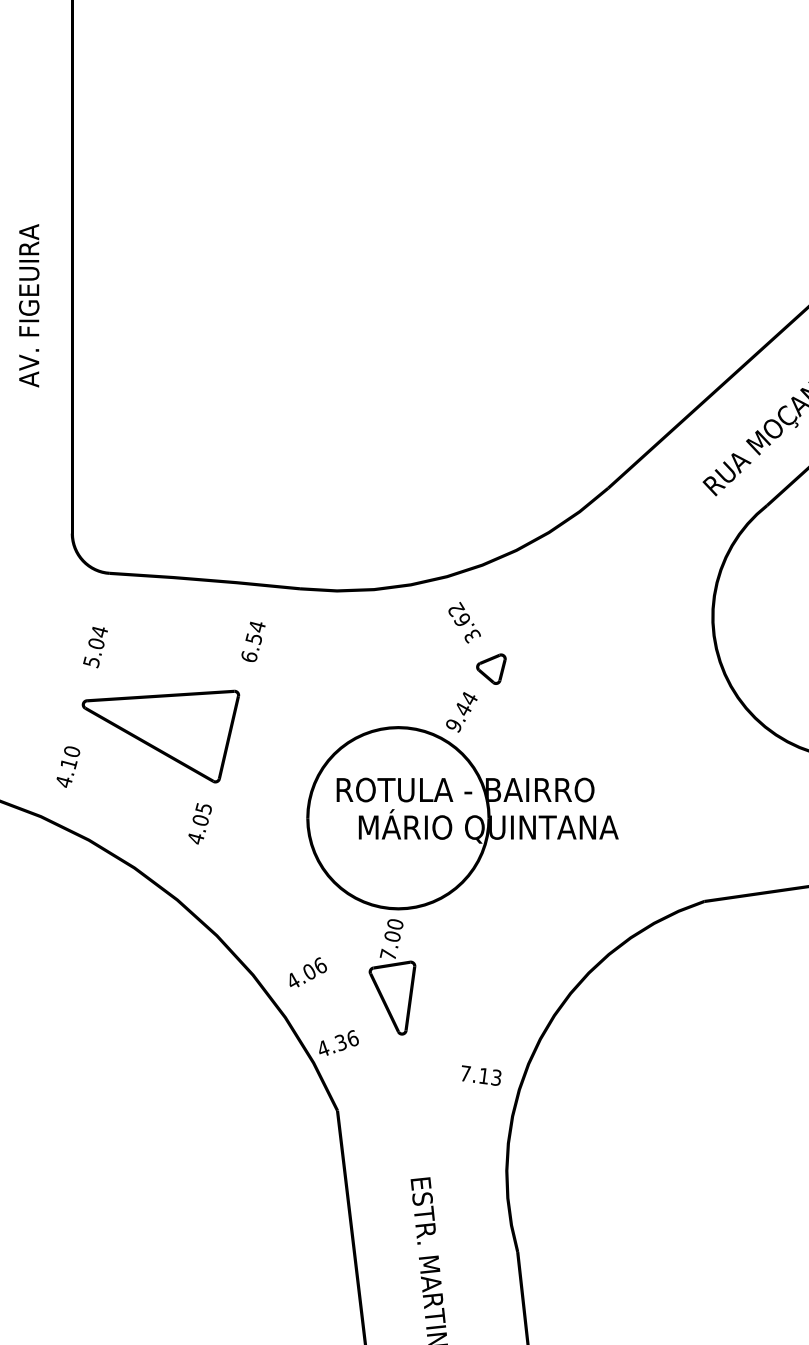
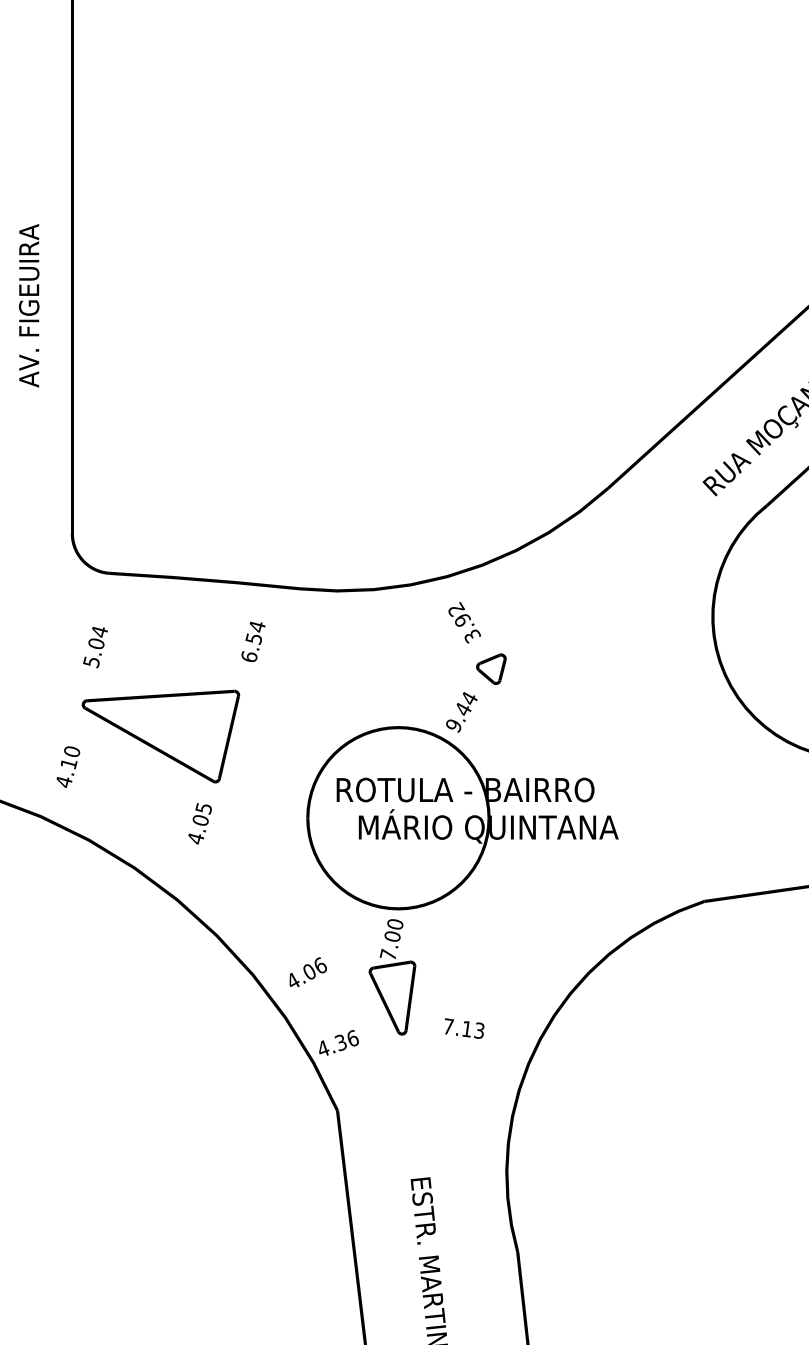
text: 3.62 -> 3.92 (462, 619)
text position: (481, 1075) -> (464, 1028) (464, 1028)
